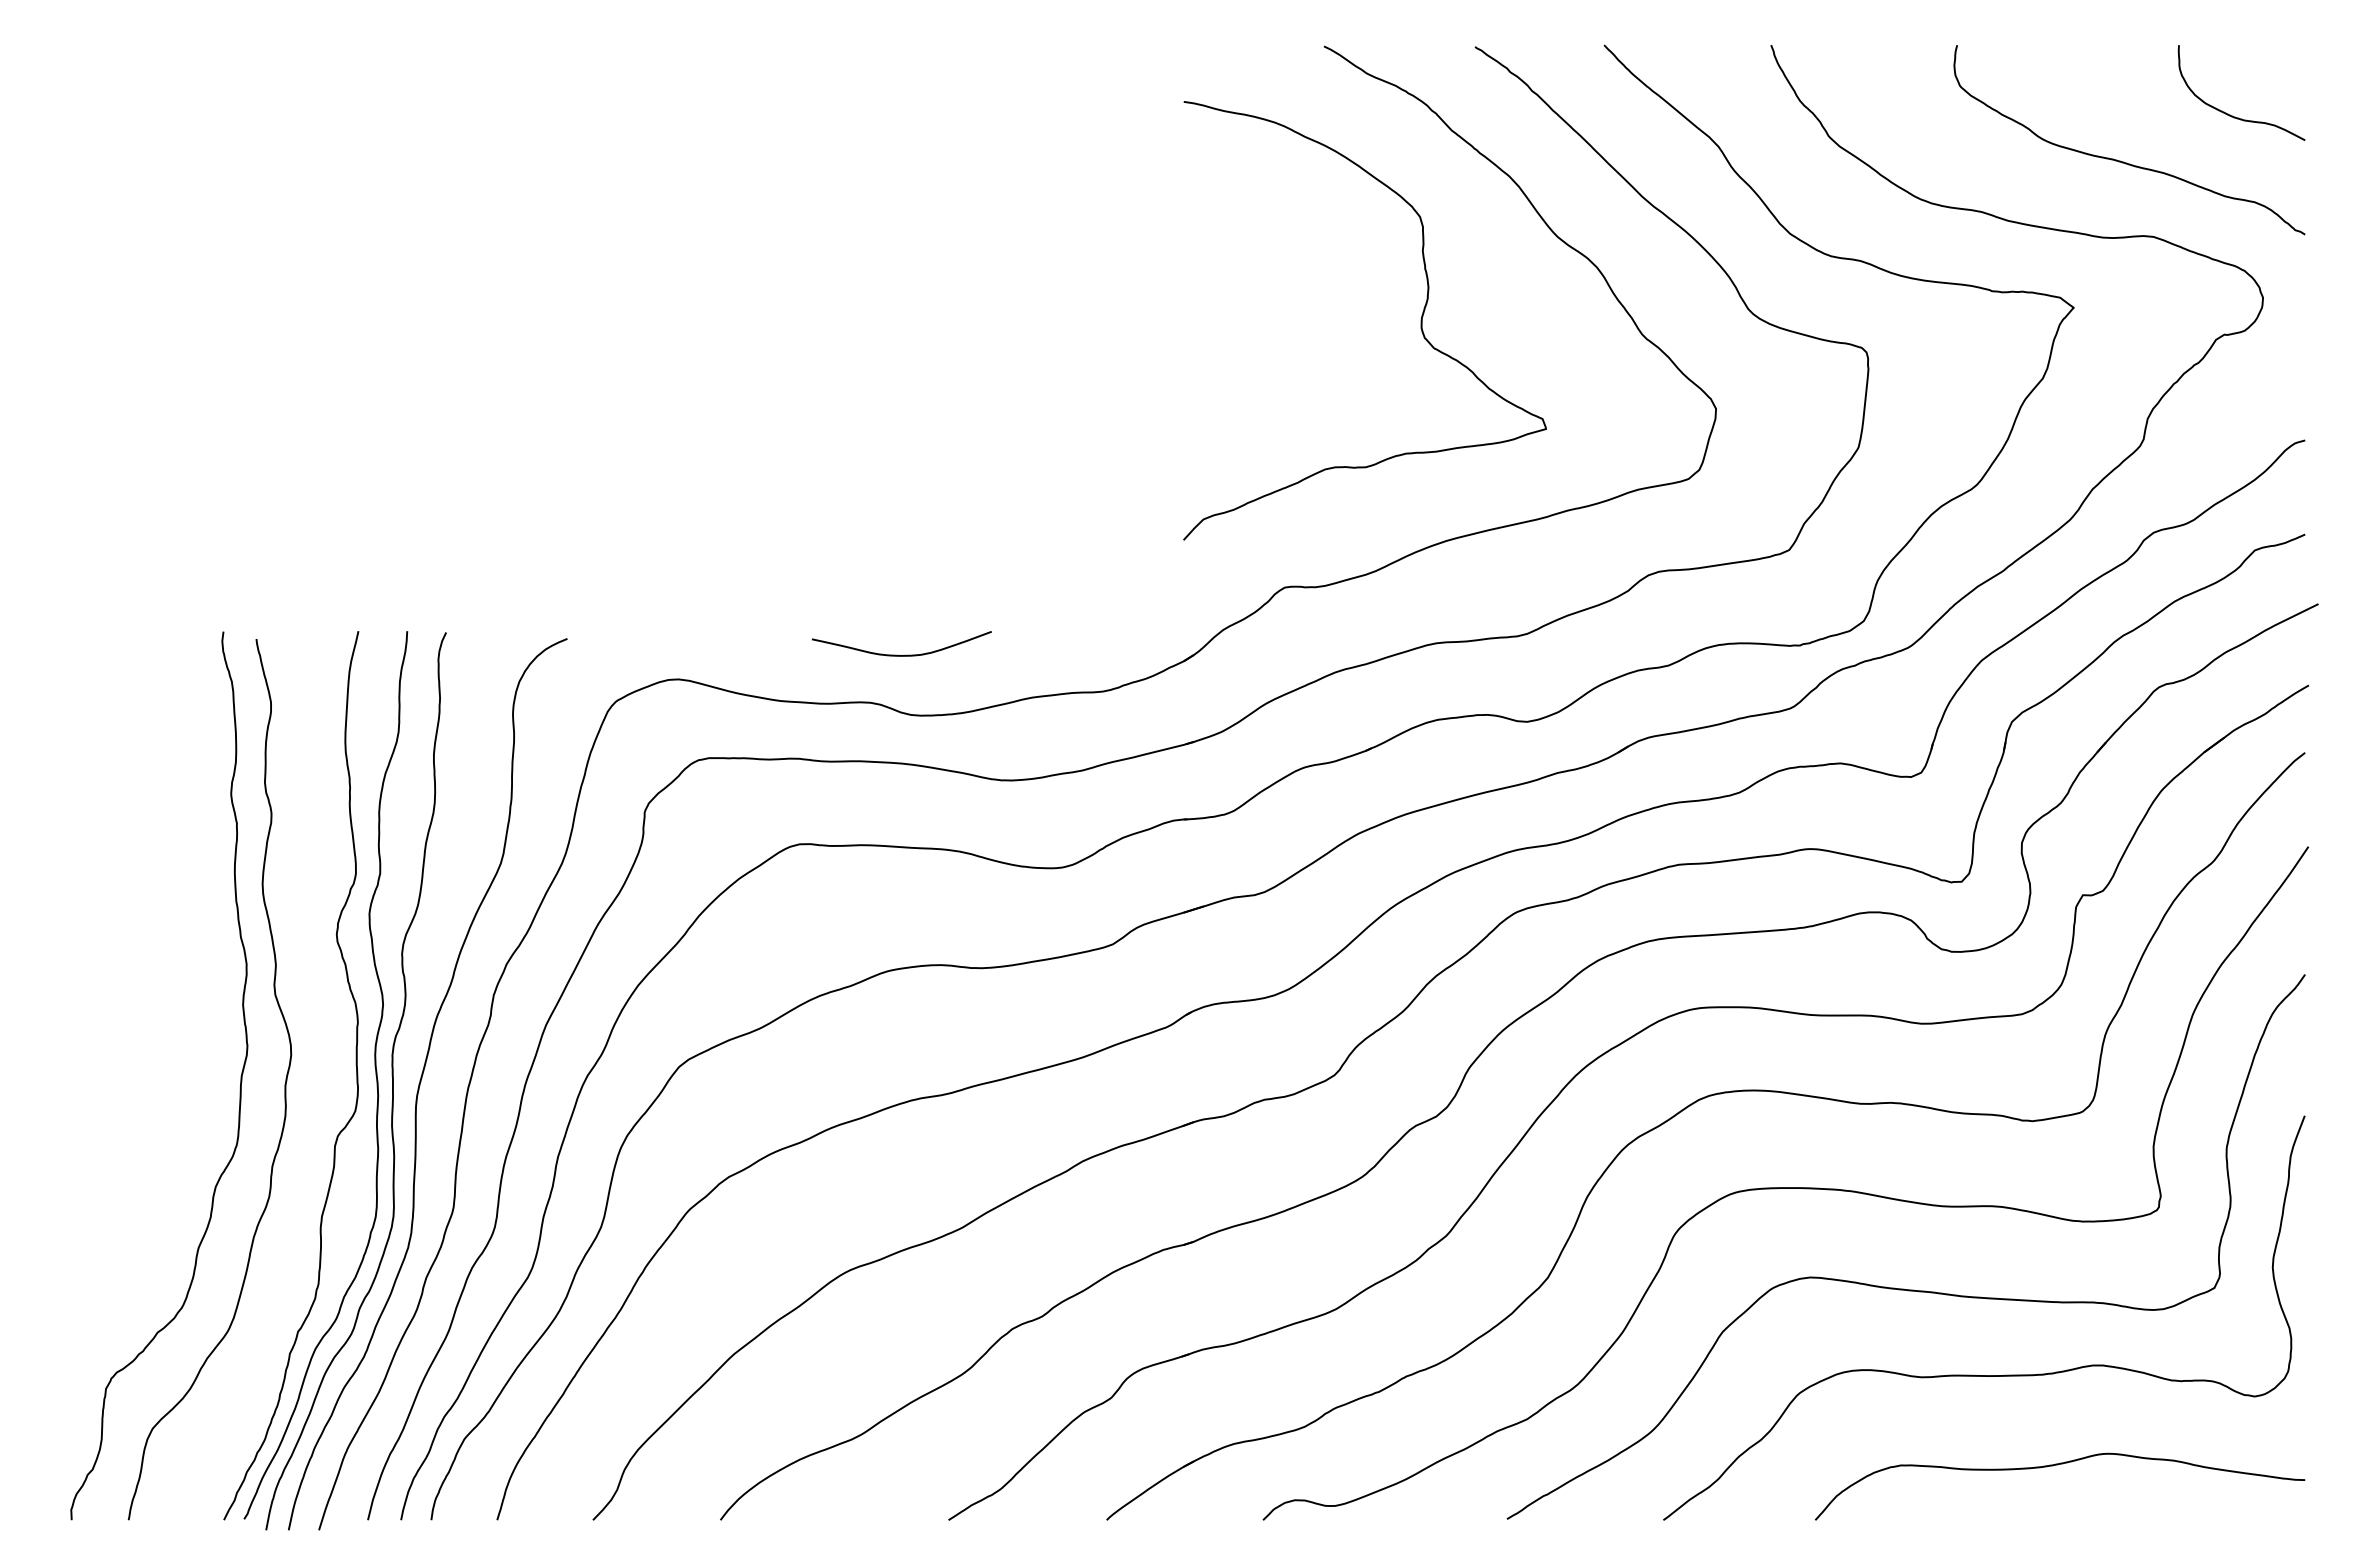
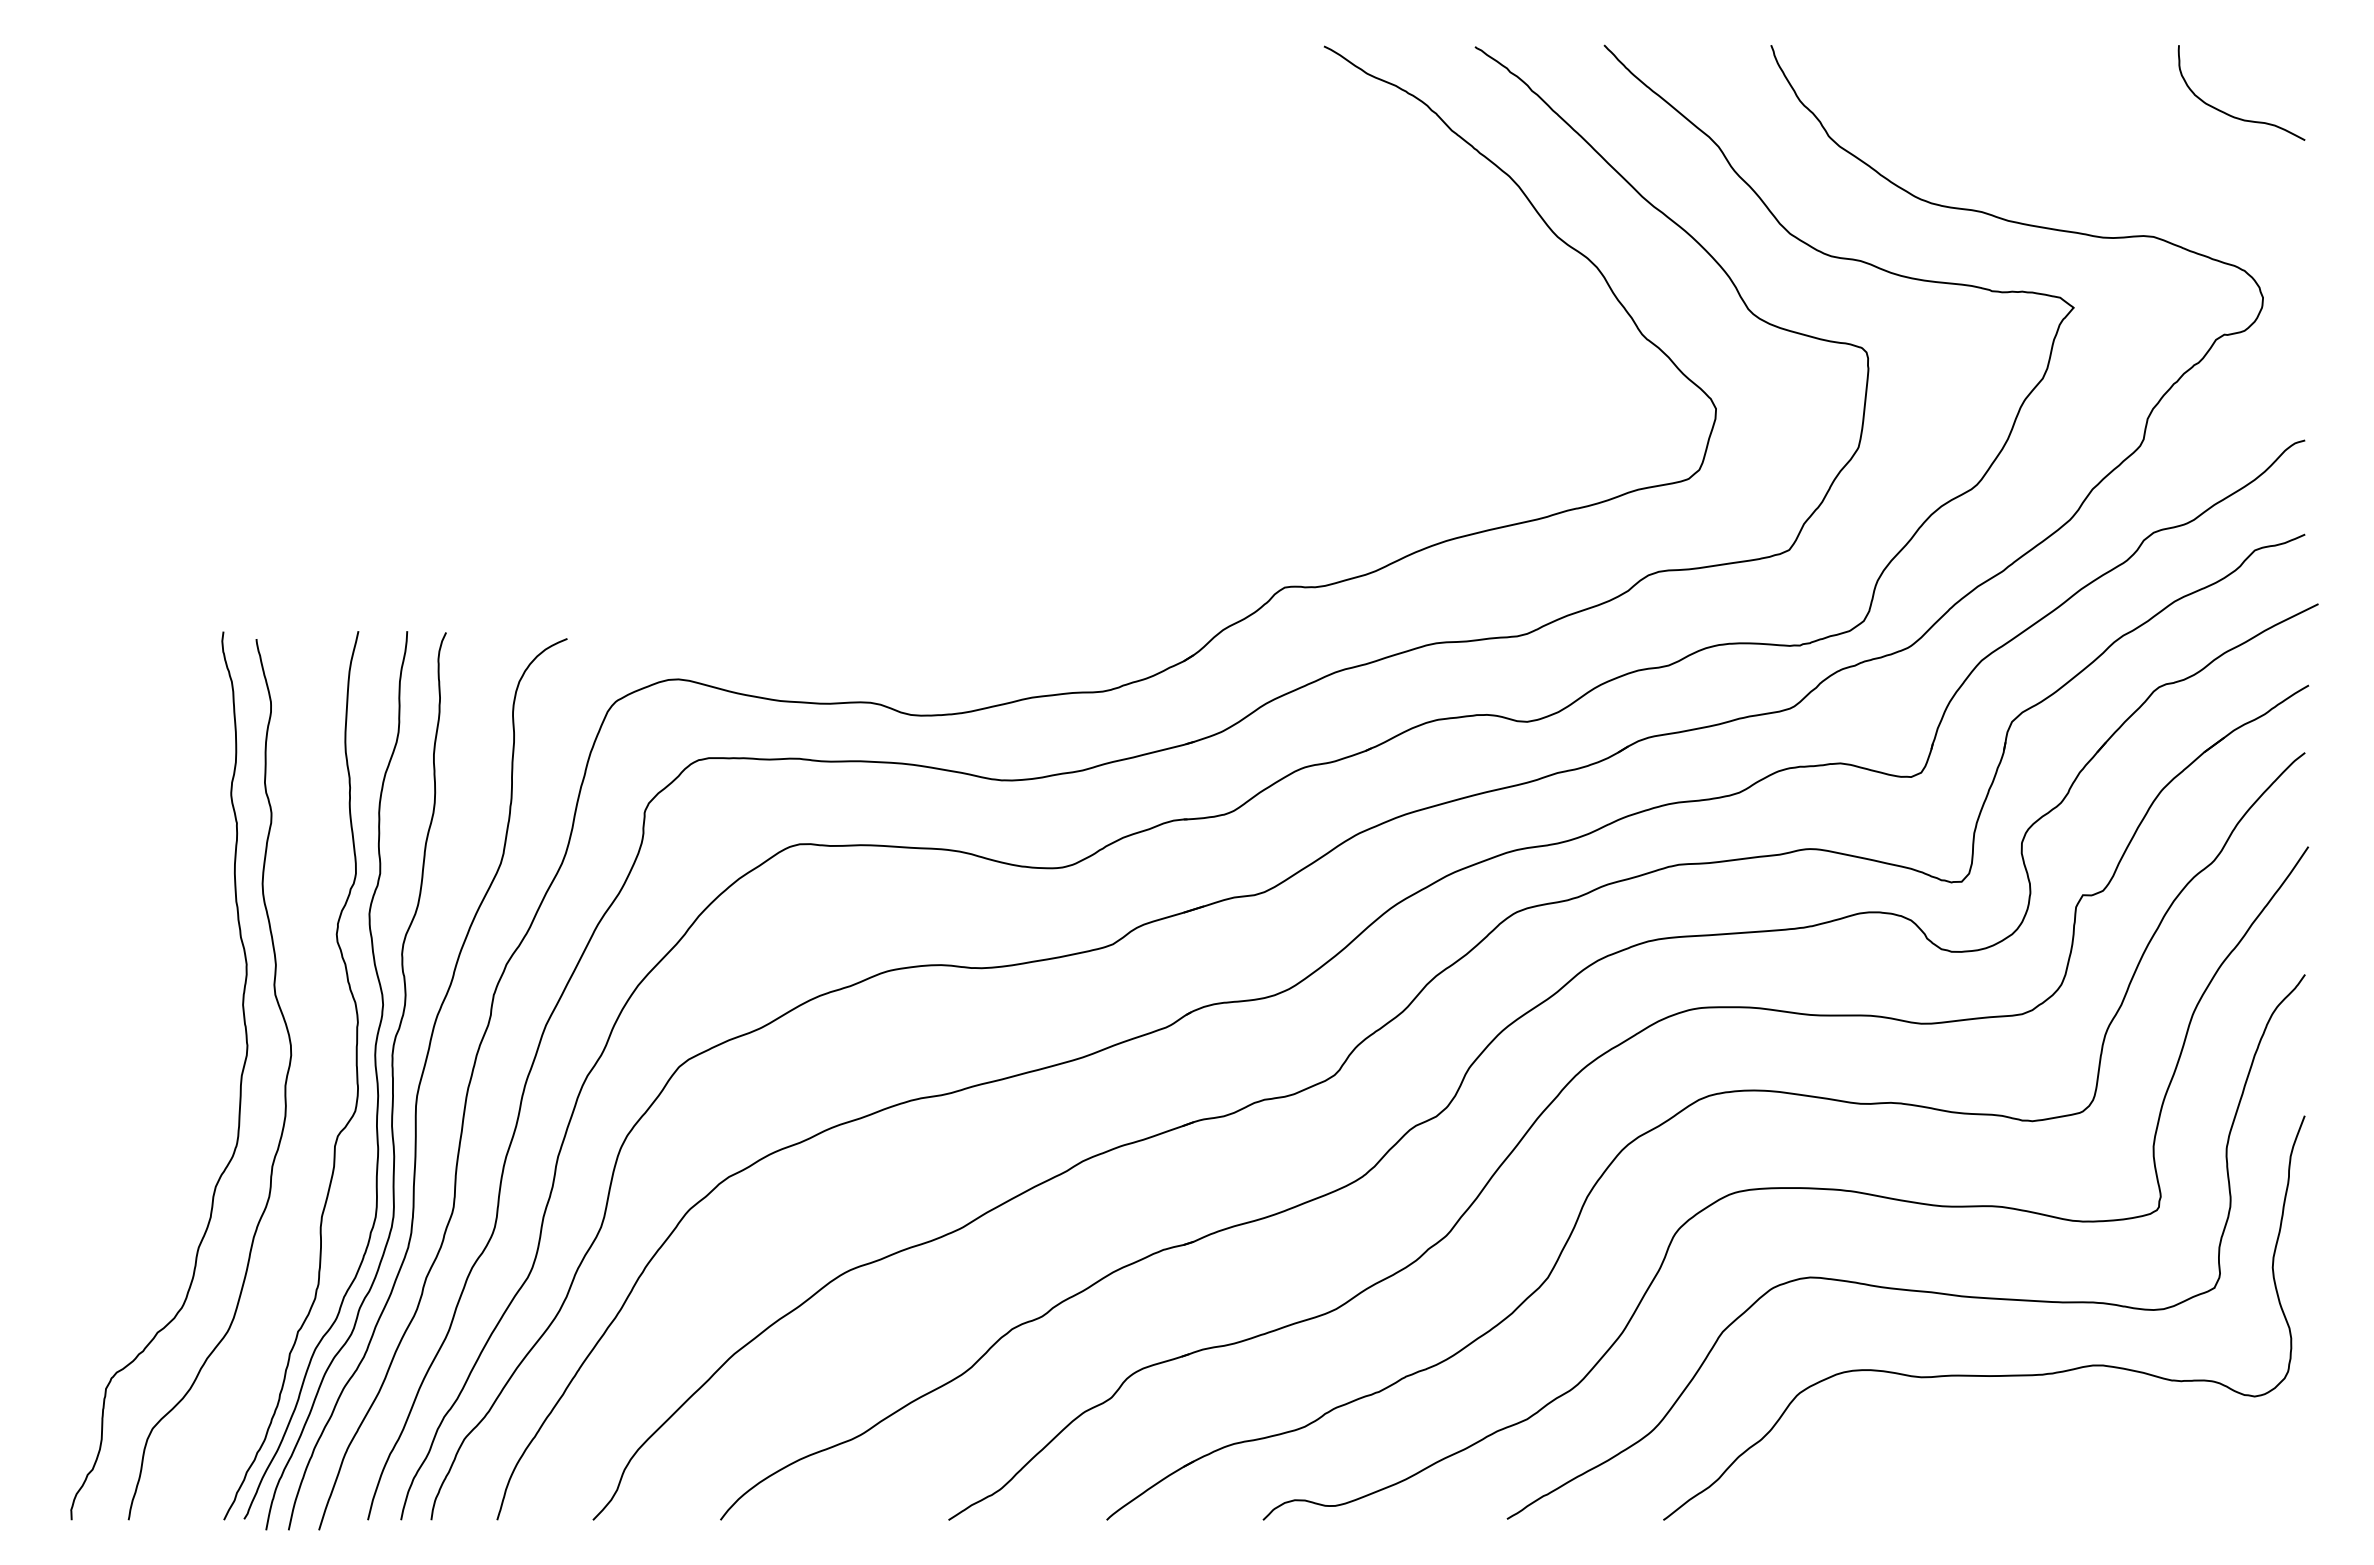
curve: present -> none (2123, 161)
curve: present -> none (1420, 320)
curve: present -> none (897, 654)
curve: present -> none (2053, 1466)
